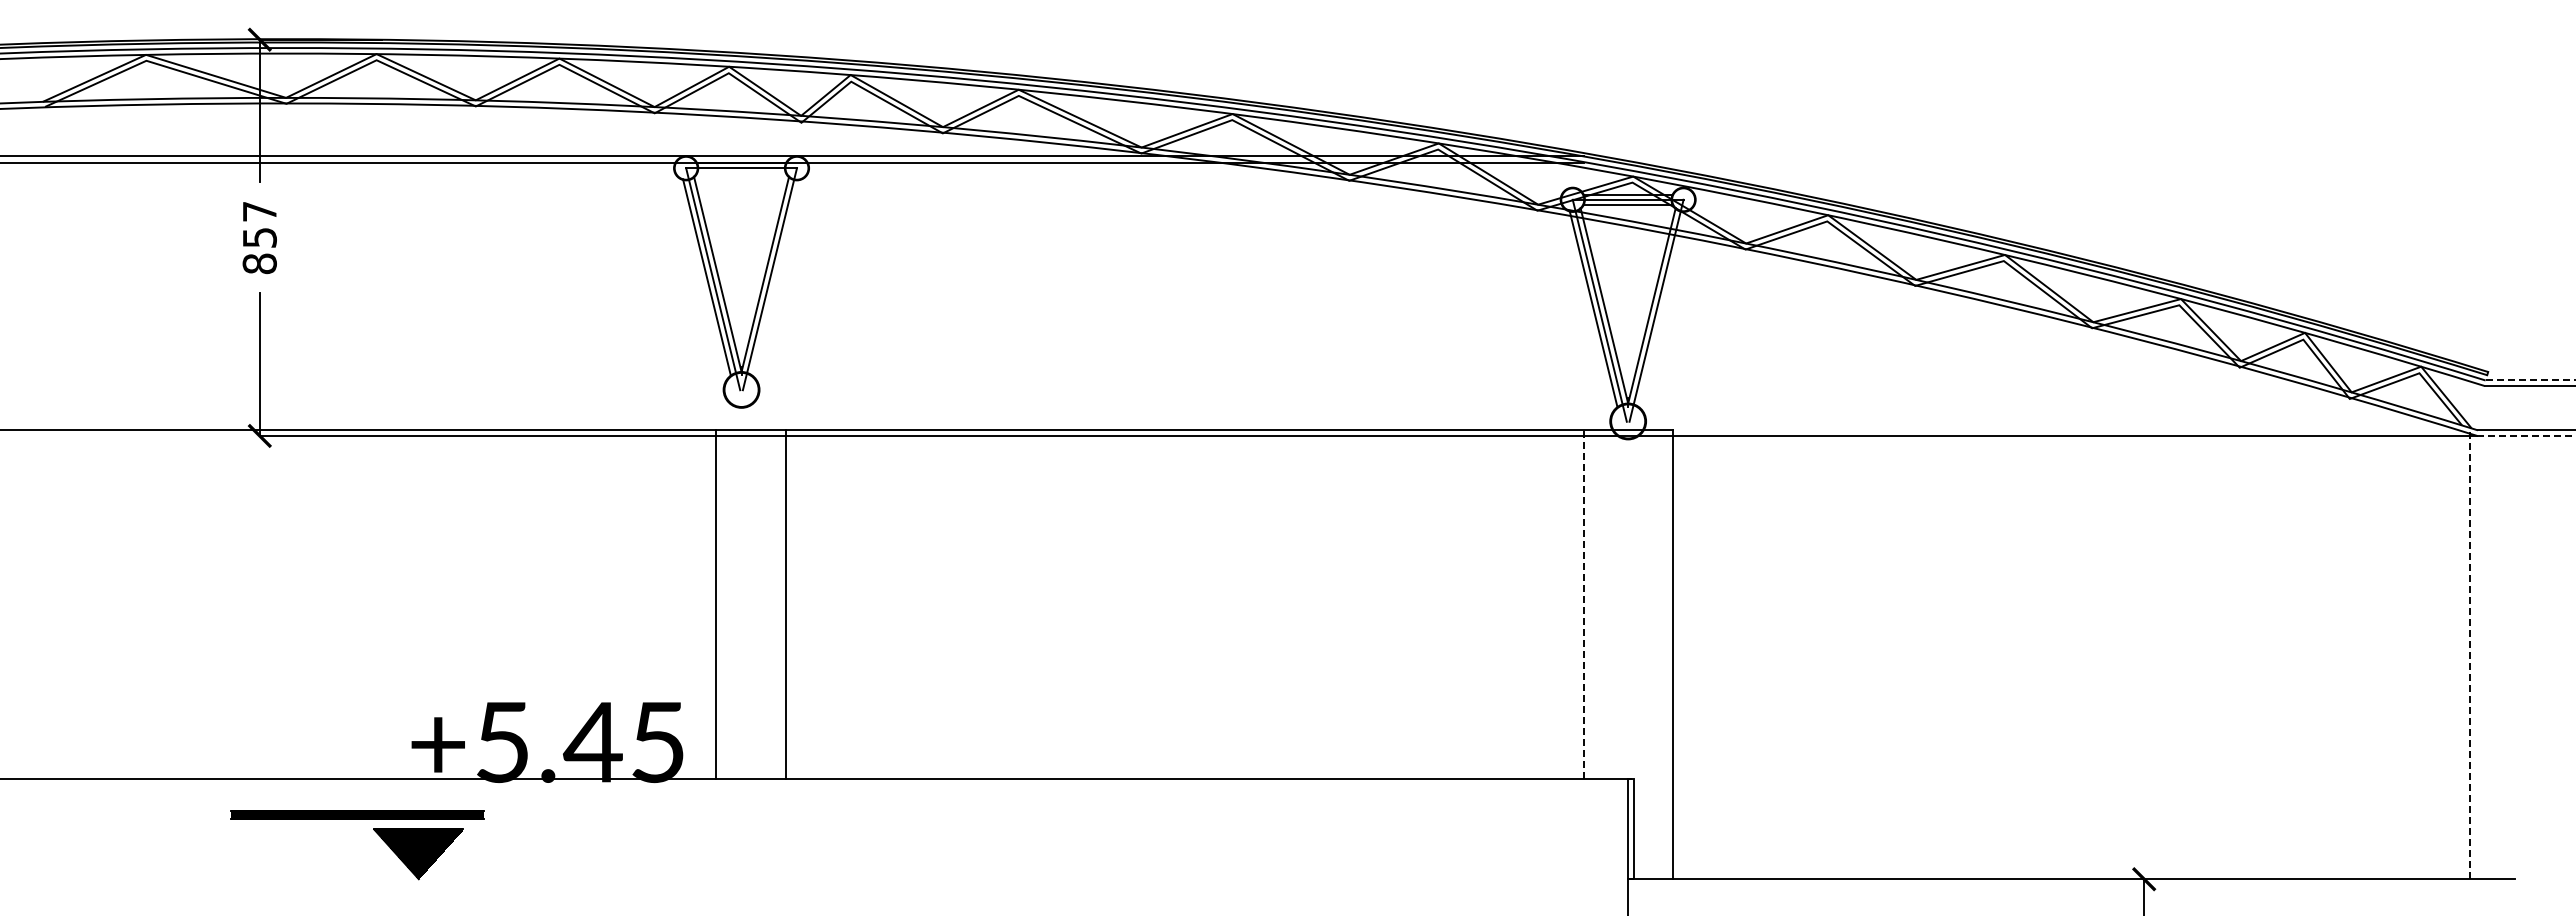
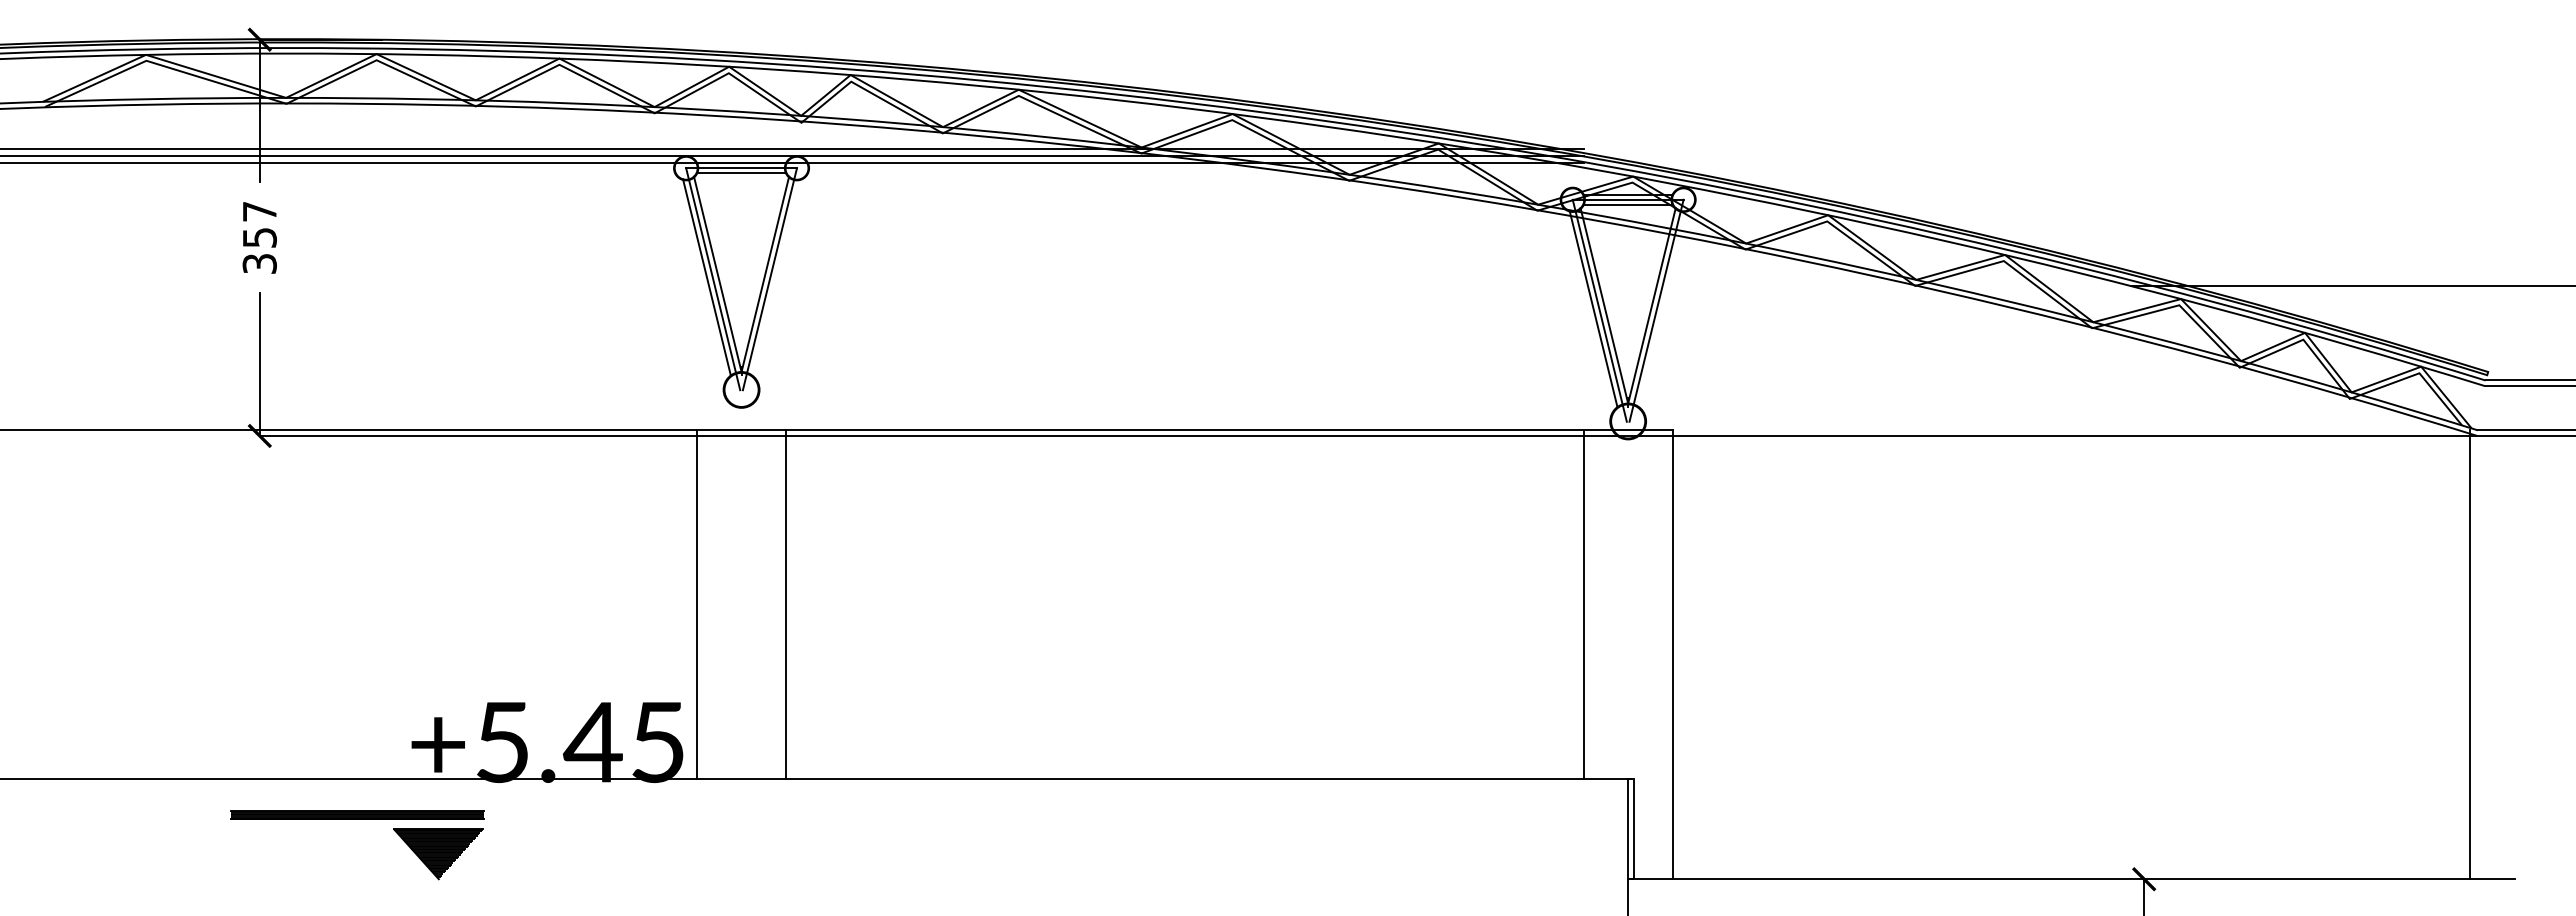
line: none -> present (792, 148)
line: none -> present (741, 173)
text: 857 -> 357 (259, 263)
line: none -> present (2351, 286)
line: dashed -> solid (2530, 380)
line: dashed -> solid (2526, 435)
line position: (716, 604) -> (697, 604) (697, 604)
line: dashed -> solid (1583, 604)
line: dashed -> solid (2470, 654)
part position: (418, 854) -> (438, 854) (438, 854)
